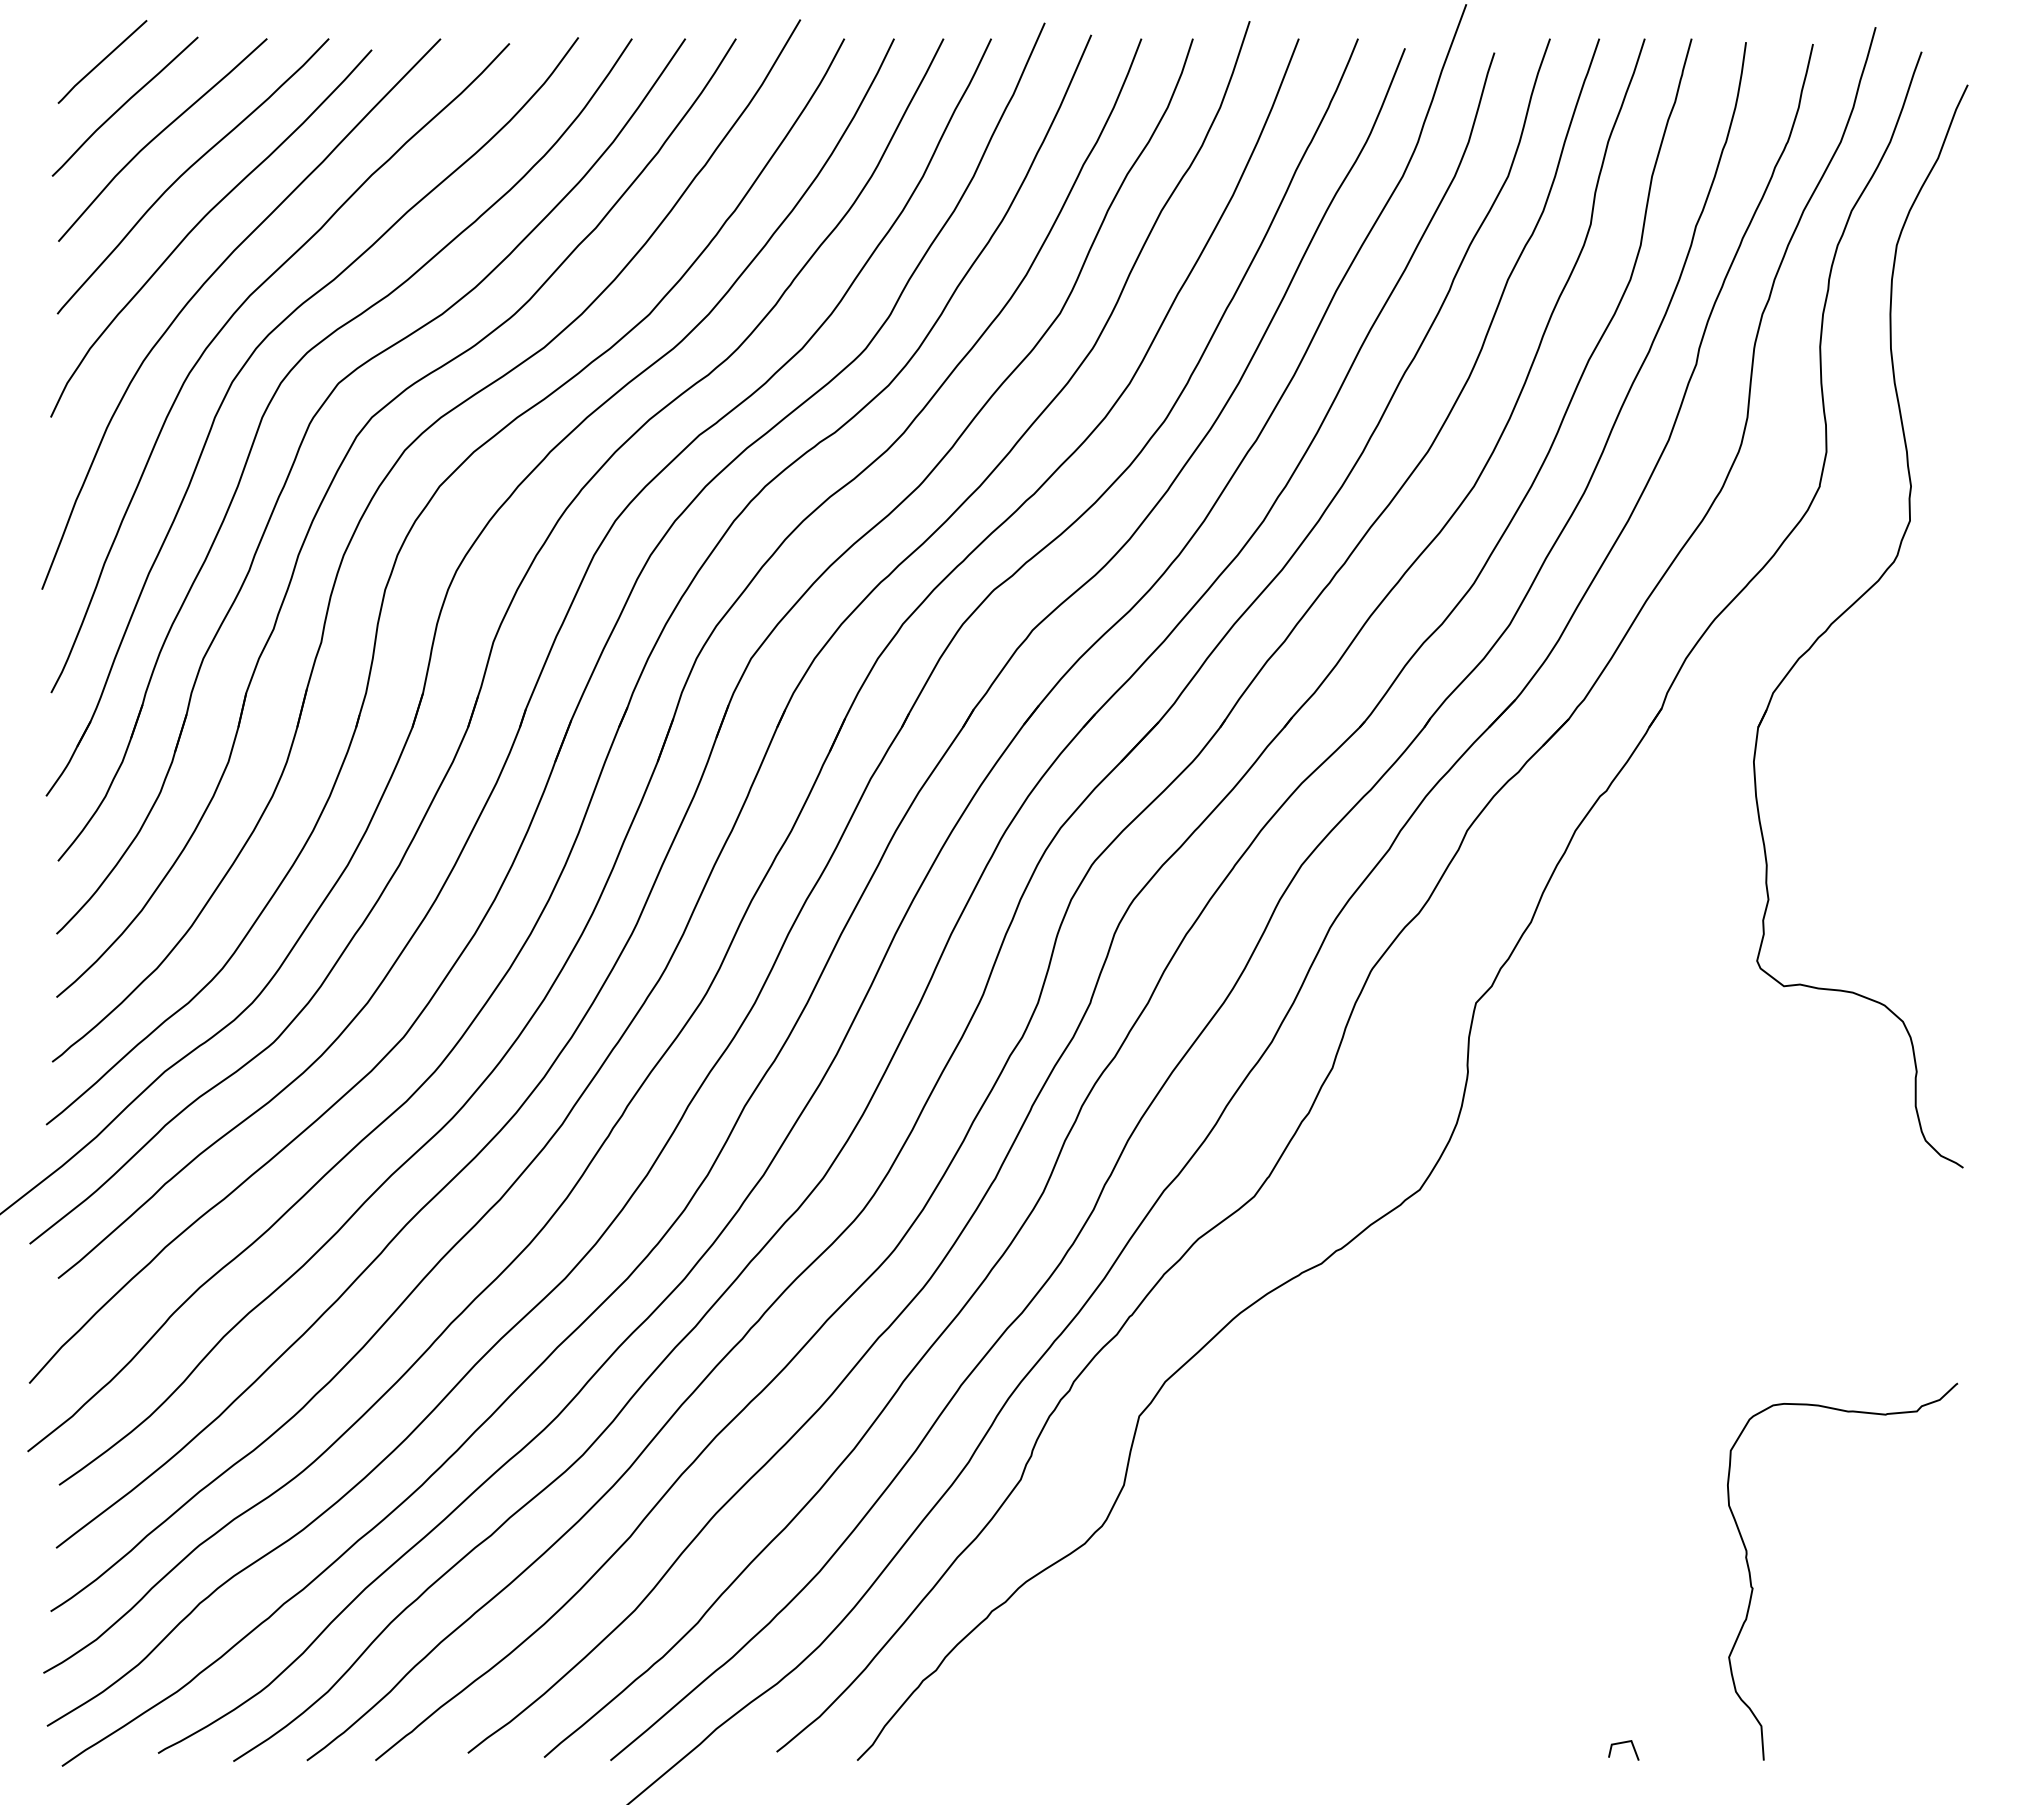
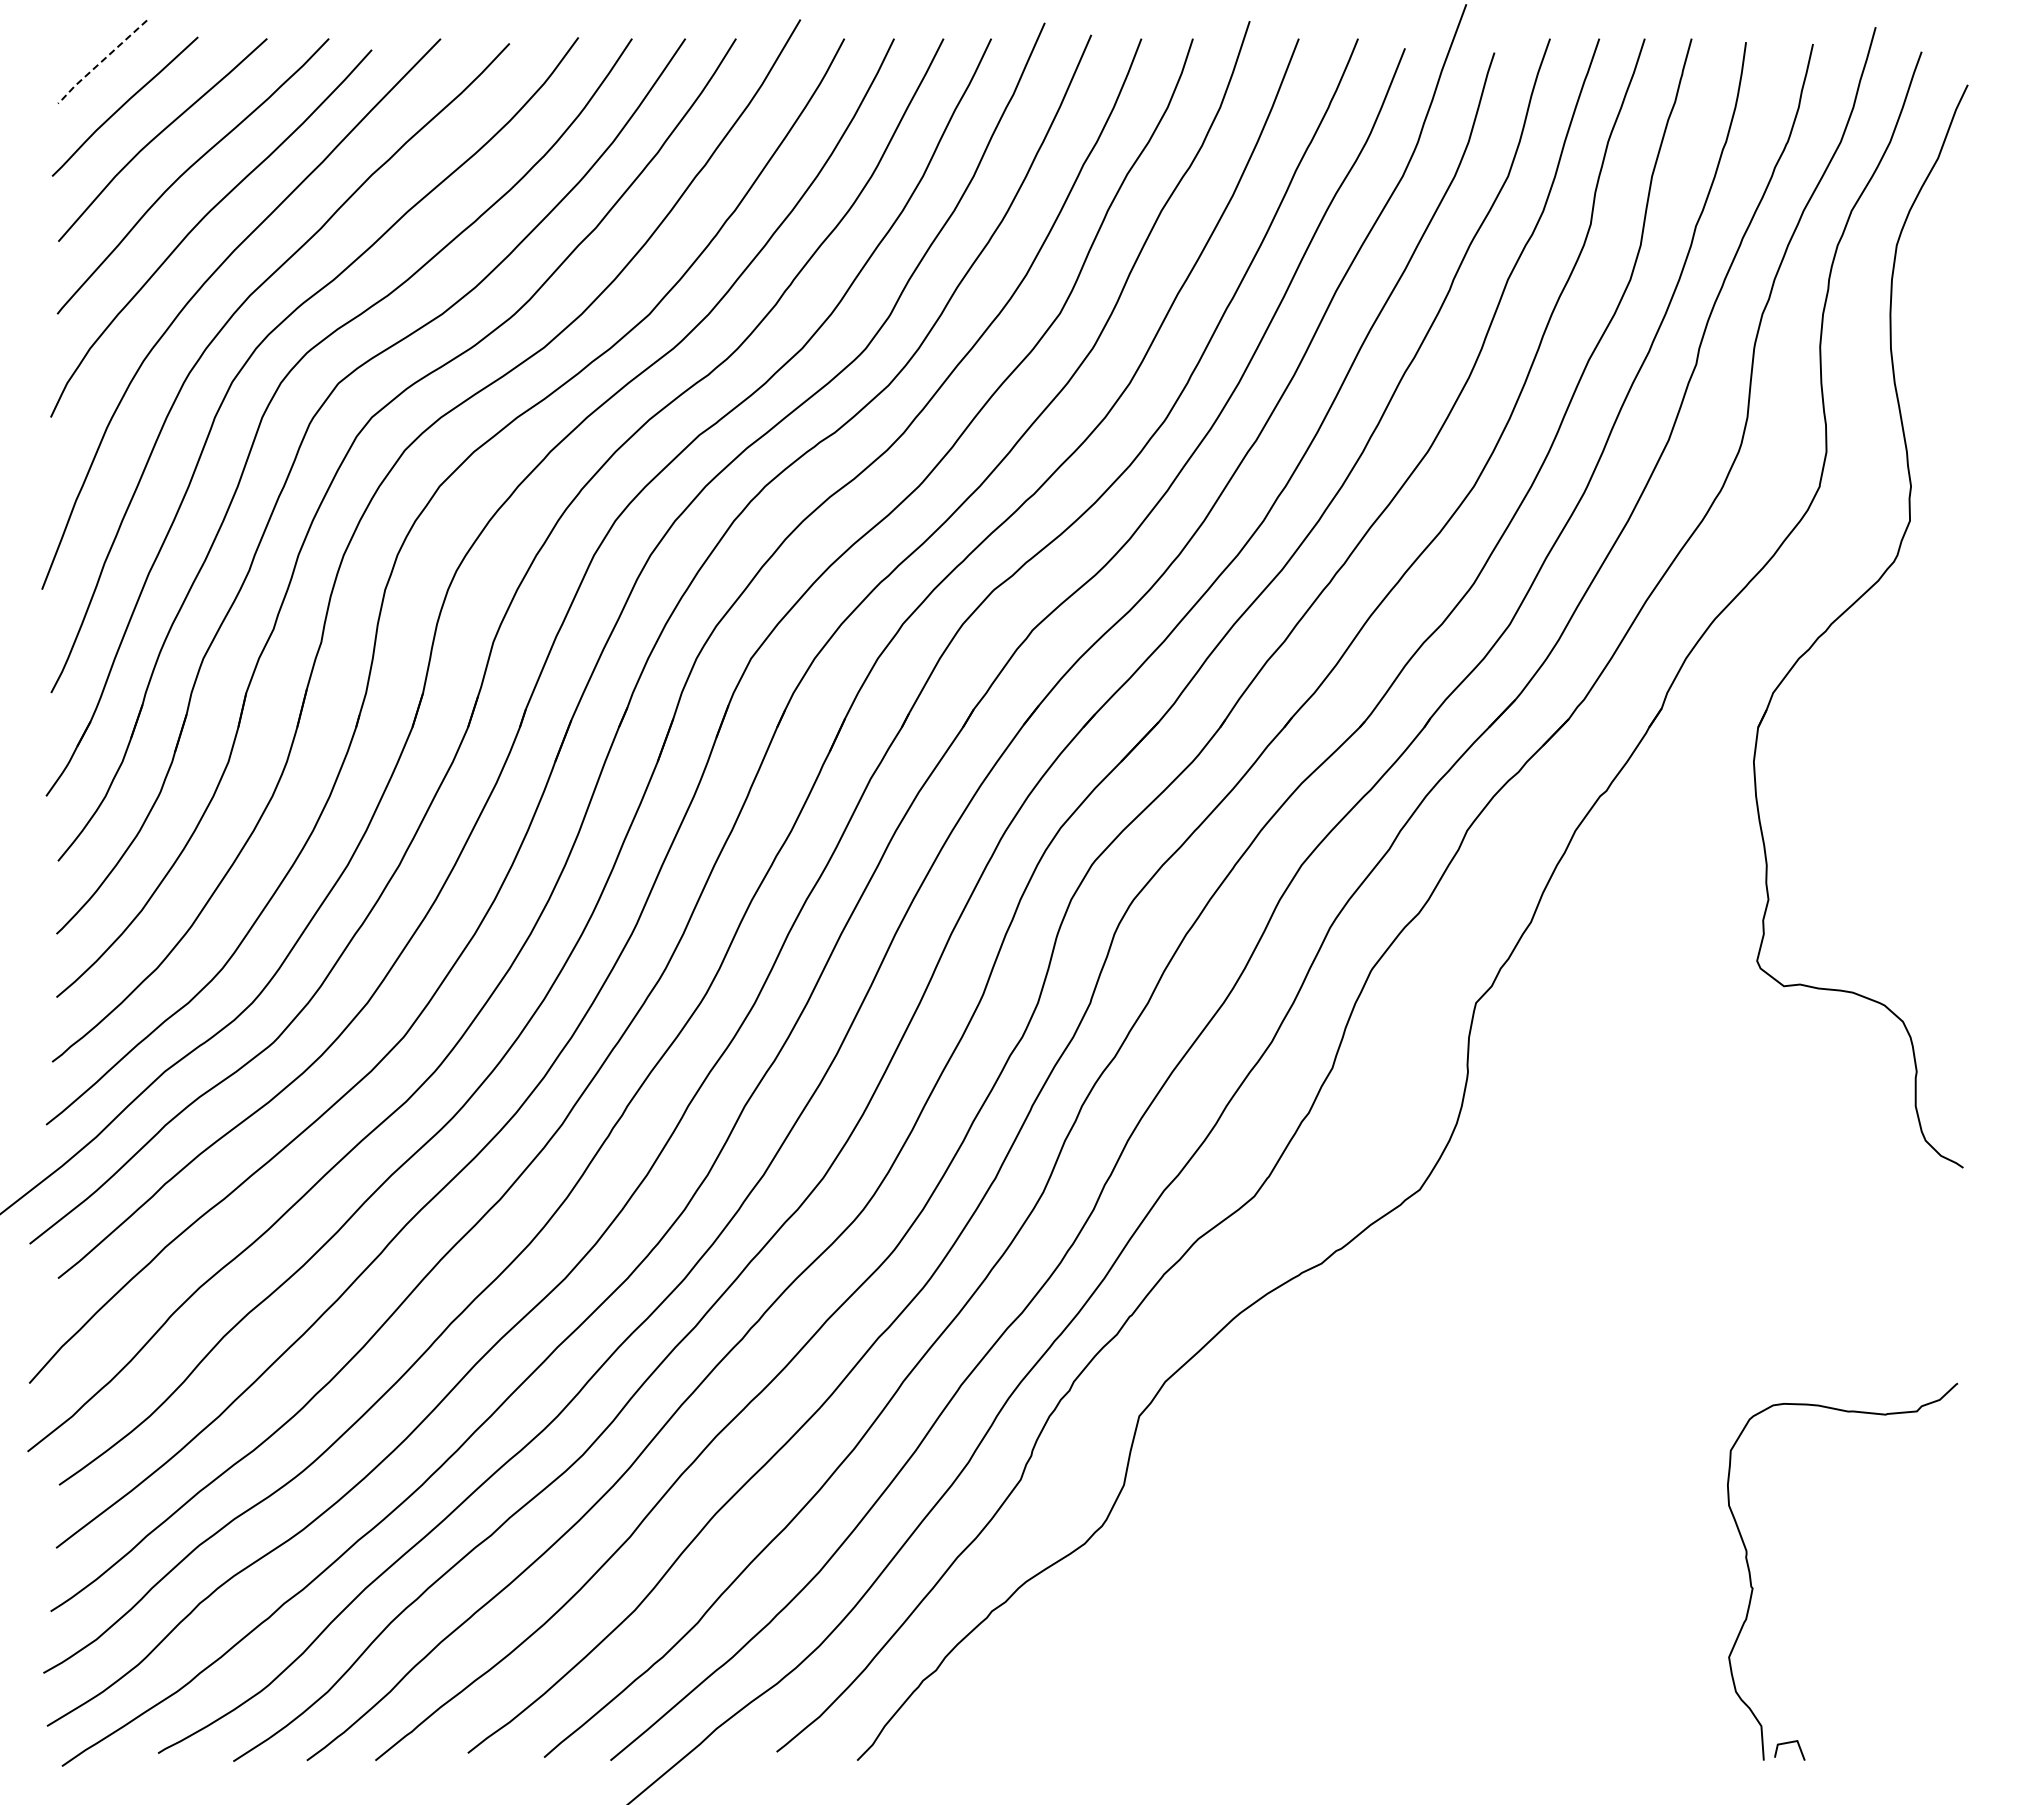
line: solid -> dashed (100, 62)
line position: (1623, 1743) -> (1789, 1743) (1789, 1743)
